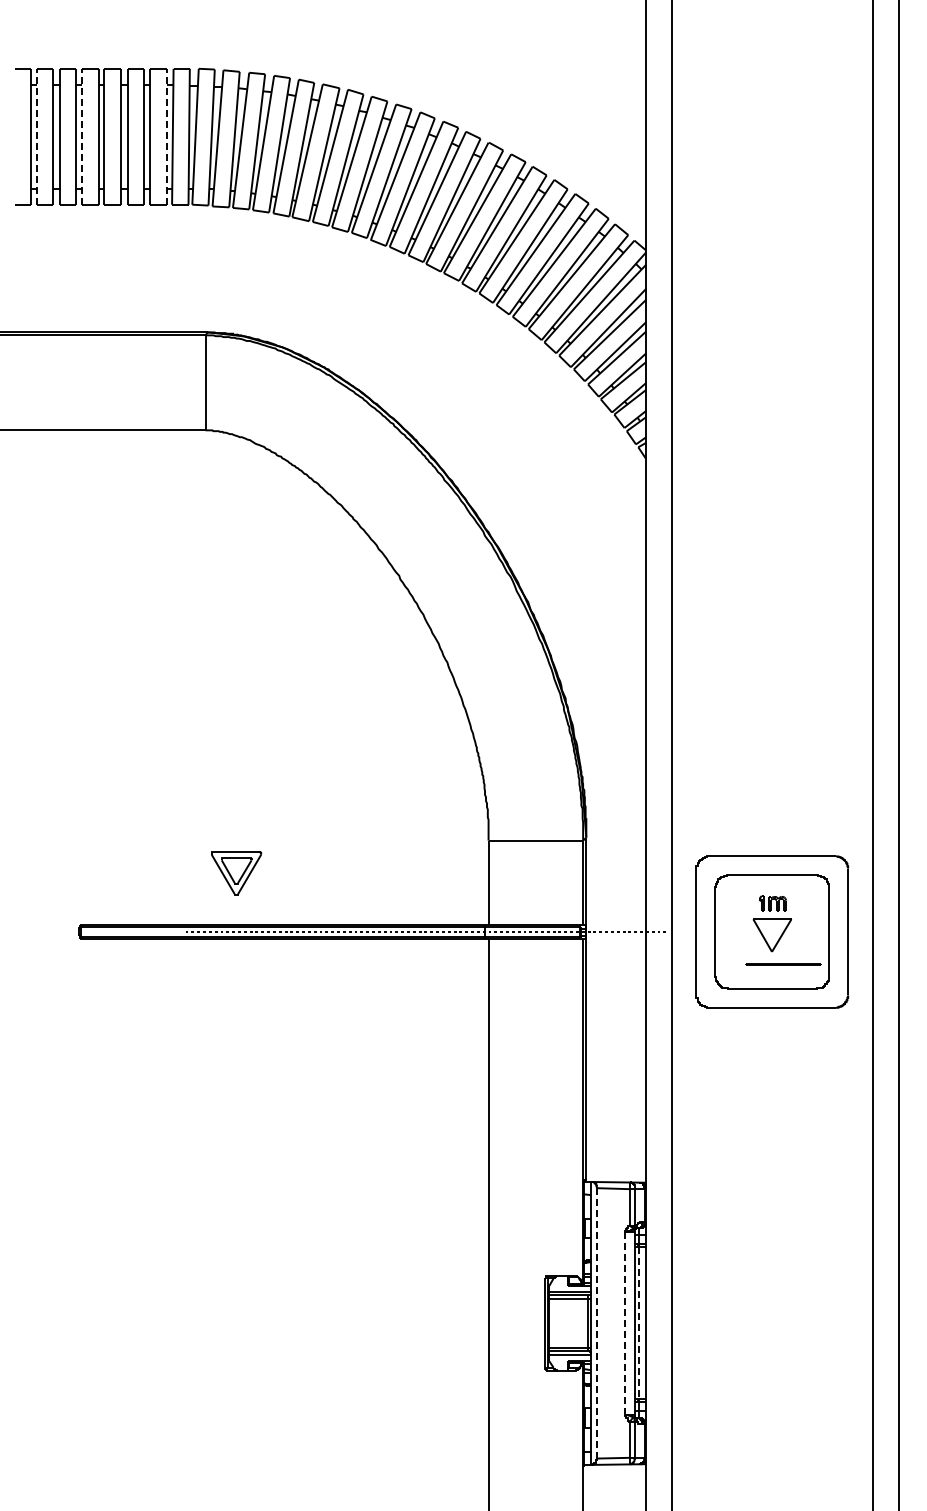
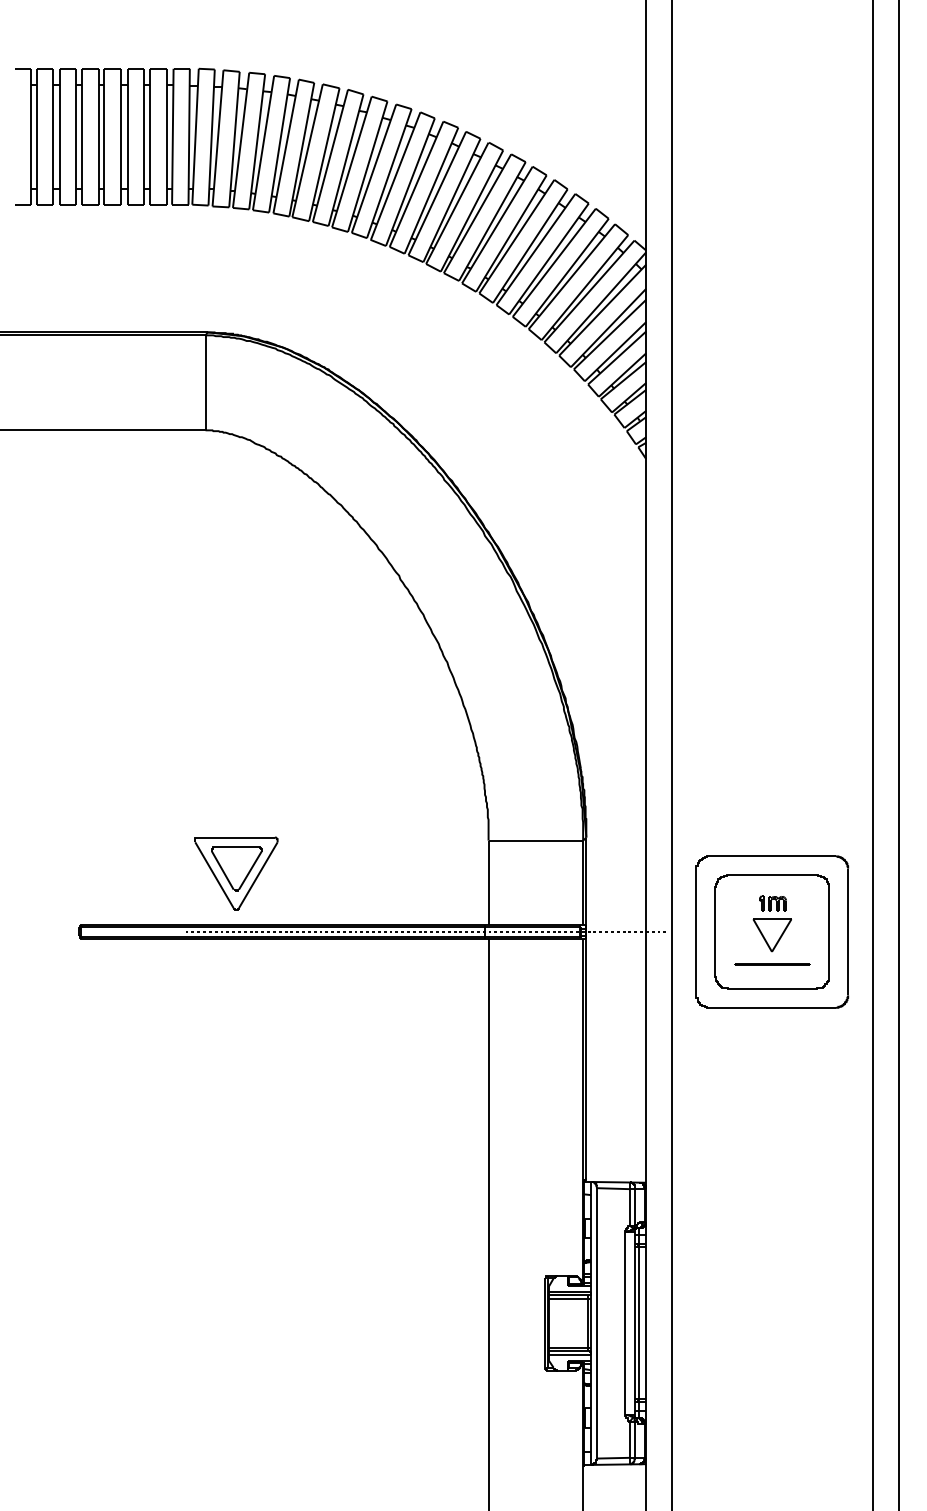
line: dashed -> solid (36, 136)
line: dashed -> solid (81, 136)
line: dashed -> solid (166, 136)
part size: 52x45 px -> 85x75 px (236, 873)
line position: (783, 964) -> (772, 964) (772, 964)
line: dashed -> solid (596, 1322)
line: dashed -> solid (625, 1323)
line: dashed -> solid (639, 1323)
